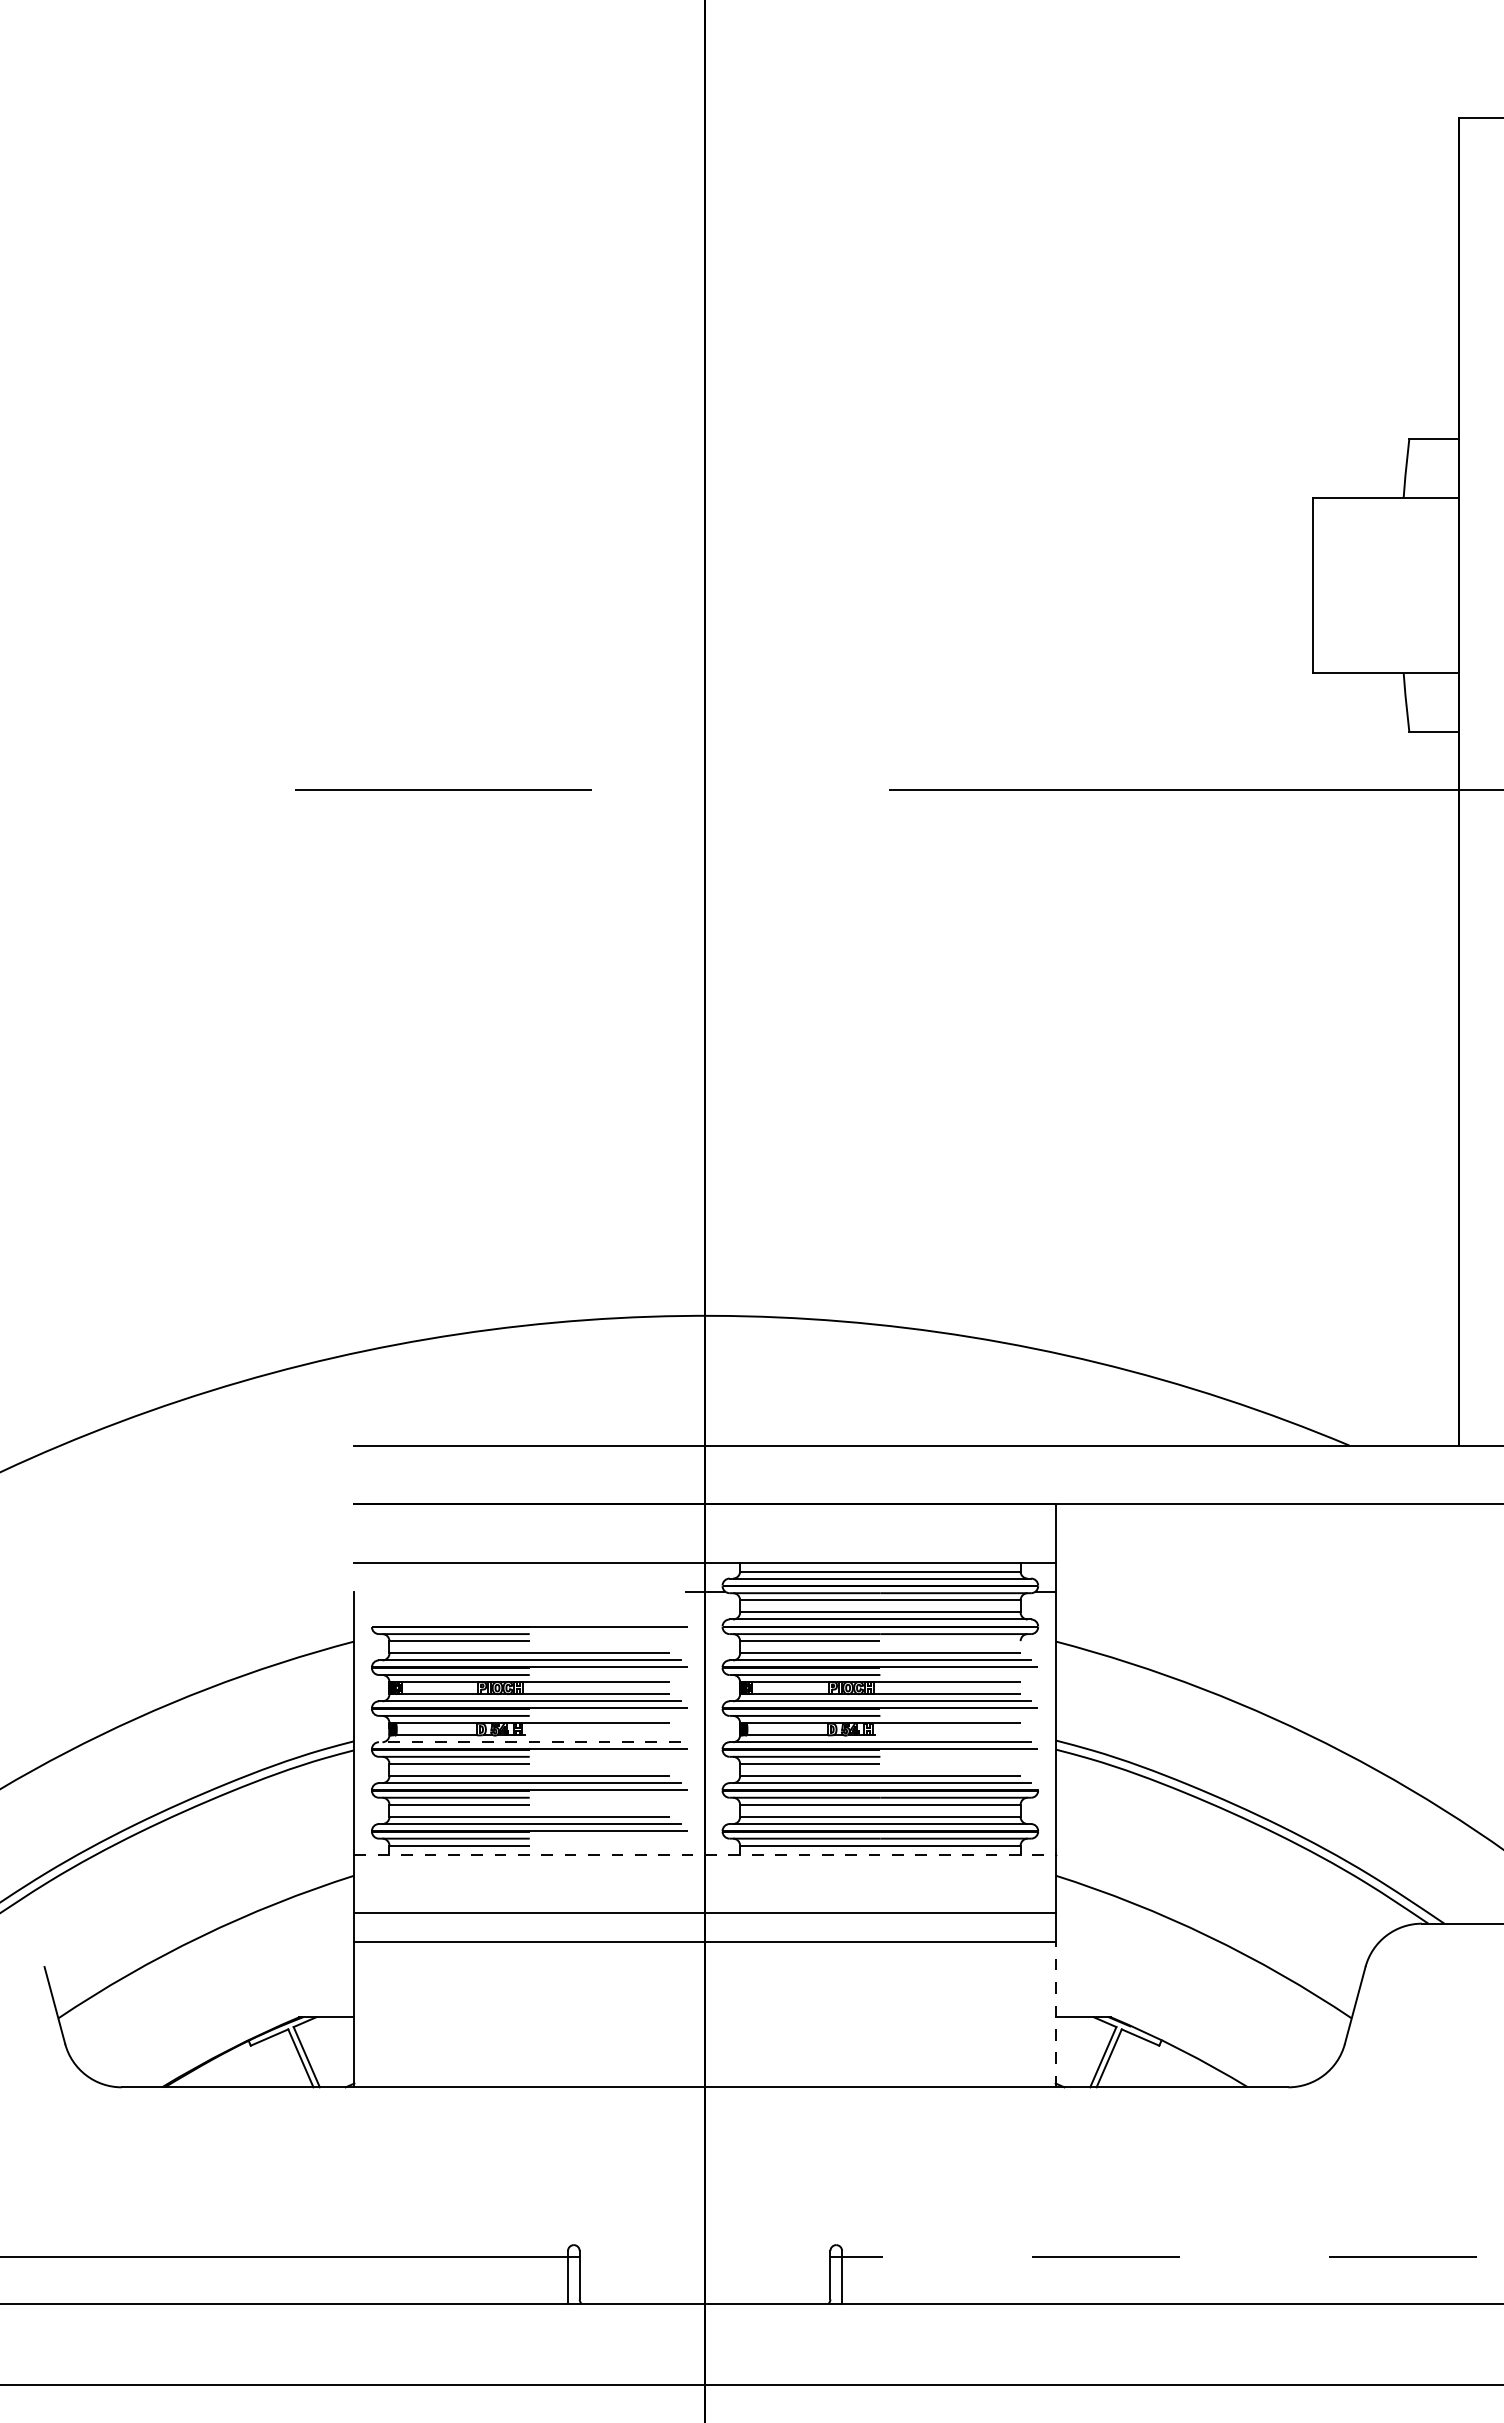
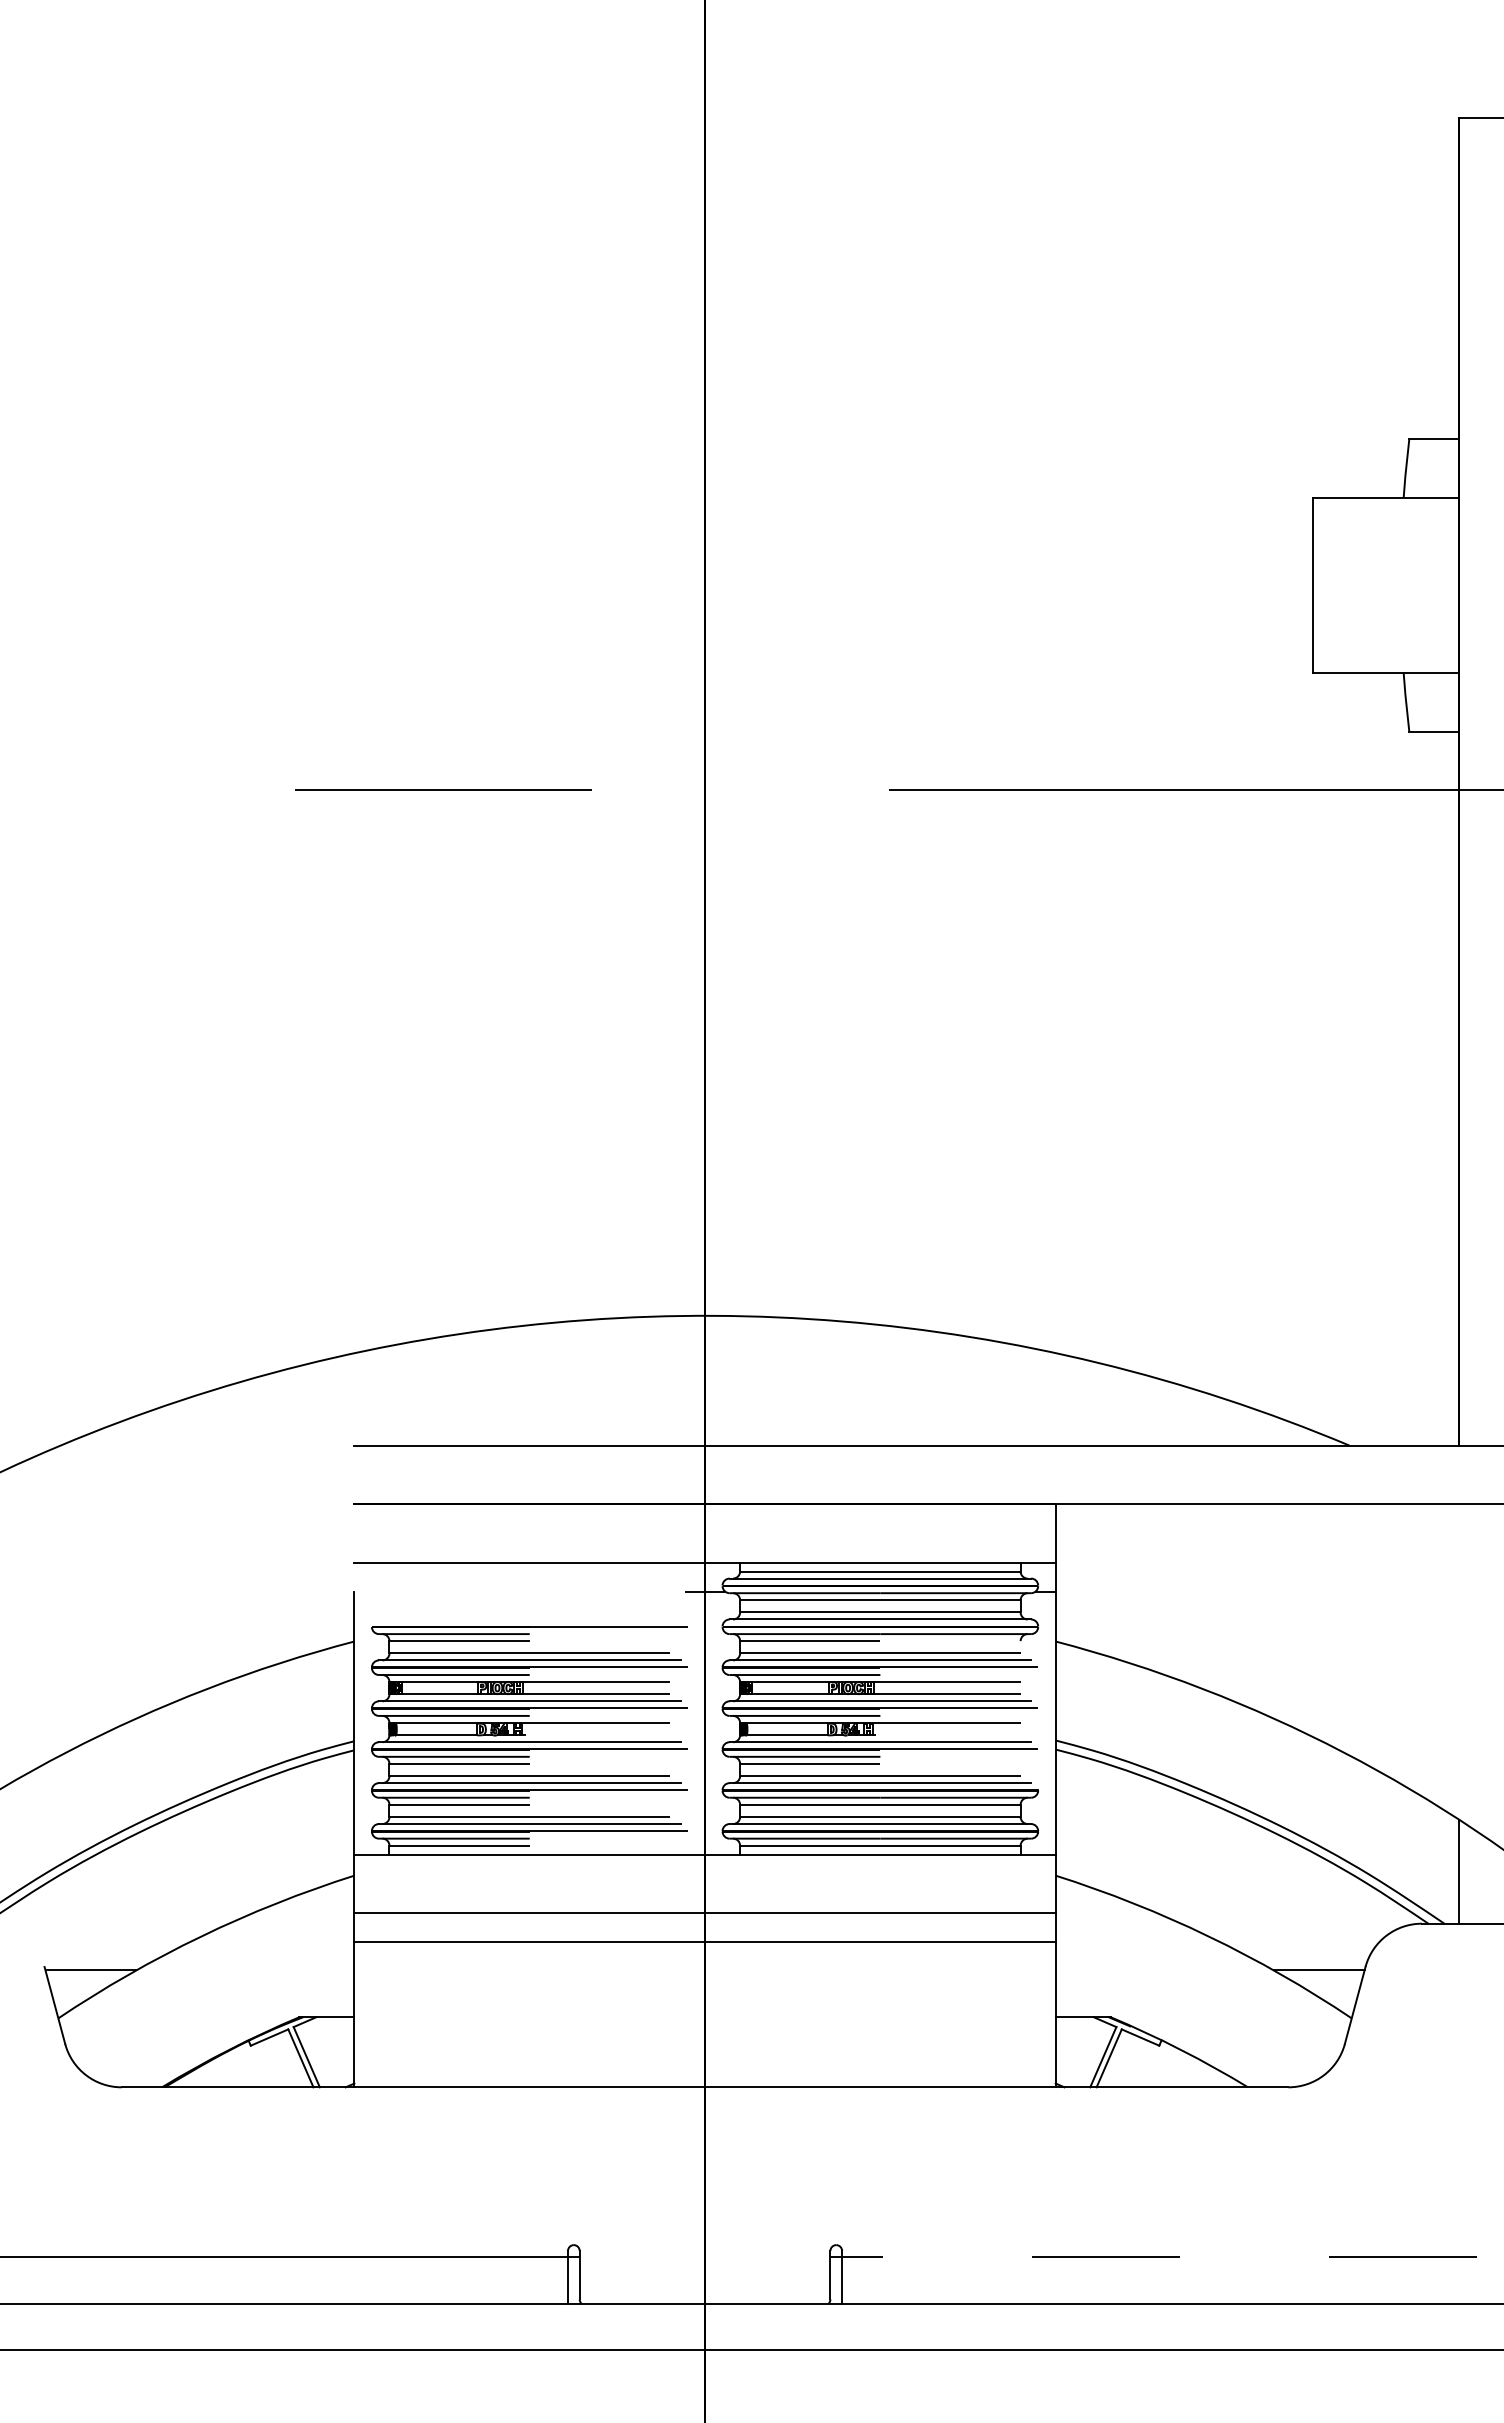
line: dashed -> solid (529, 1742)
line: dashed -> solid (705, 1854)
line: none -> present (1458, 1871)
line: none -> present (90, 1970)
line: none -> present (1318, 1970)
line: dashed -> solid (1055, 2014)
line position: (751, 2385) -> (751, 2350) (751, 2350)
